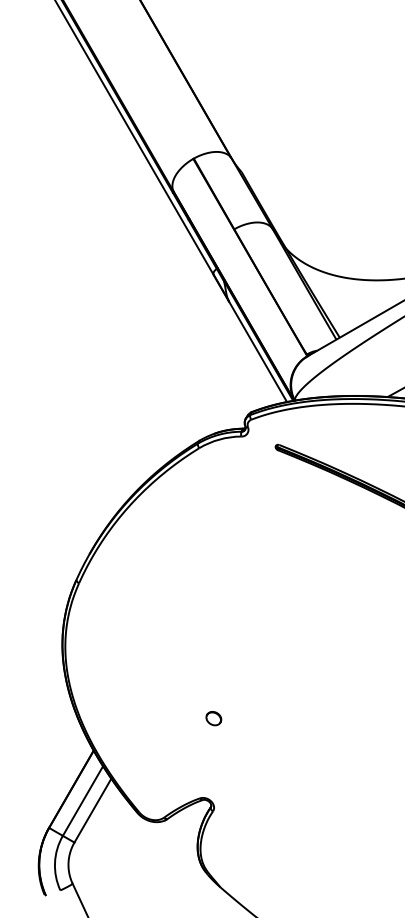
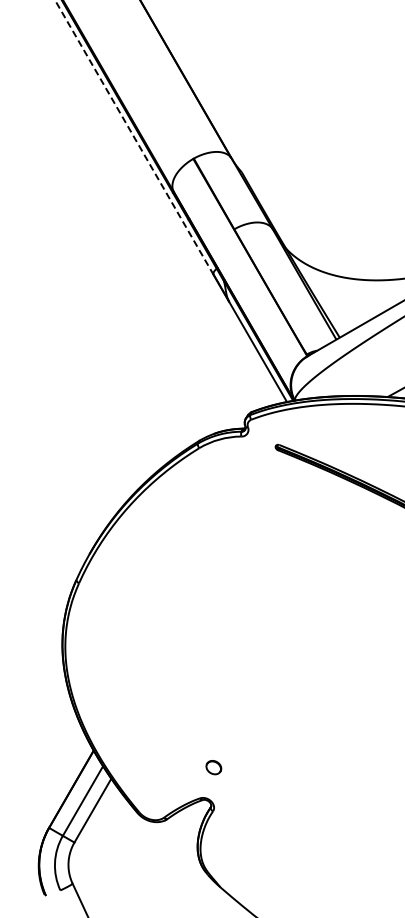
line: solid -> dashed (134, 138)
part position: (213, 718) -> (213, 767) (213, 767)
